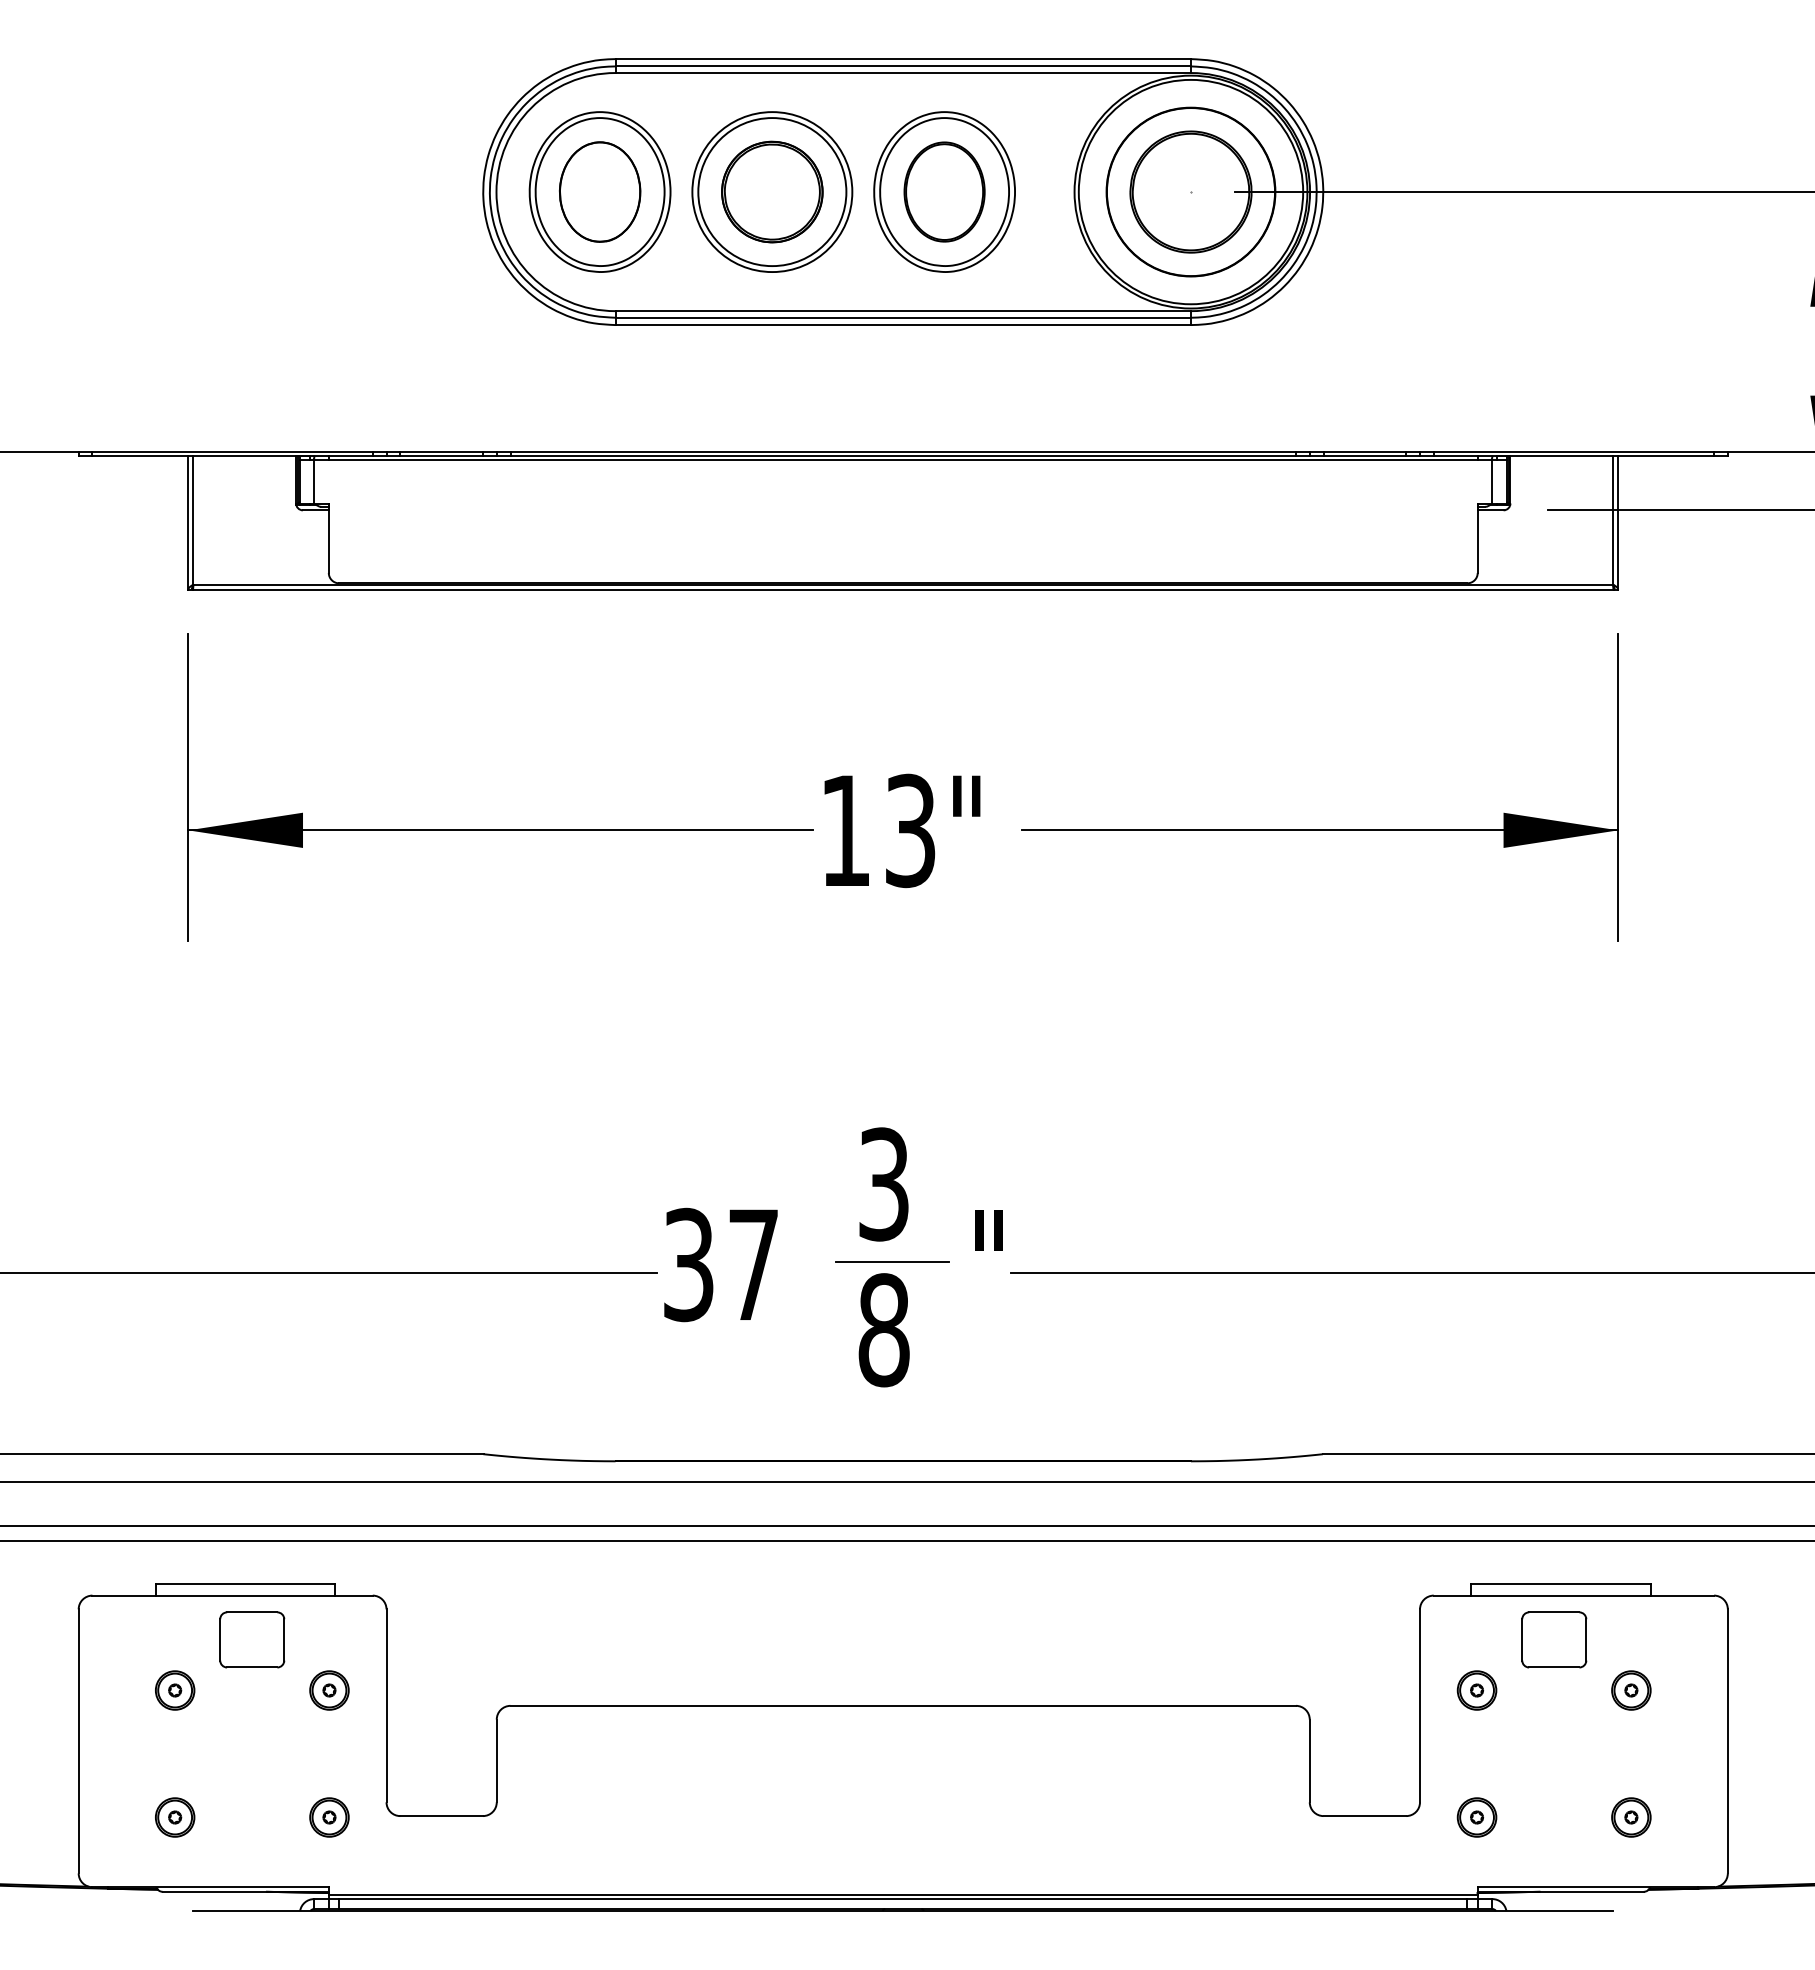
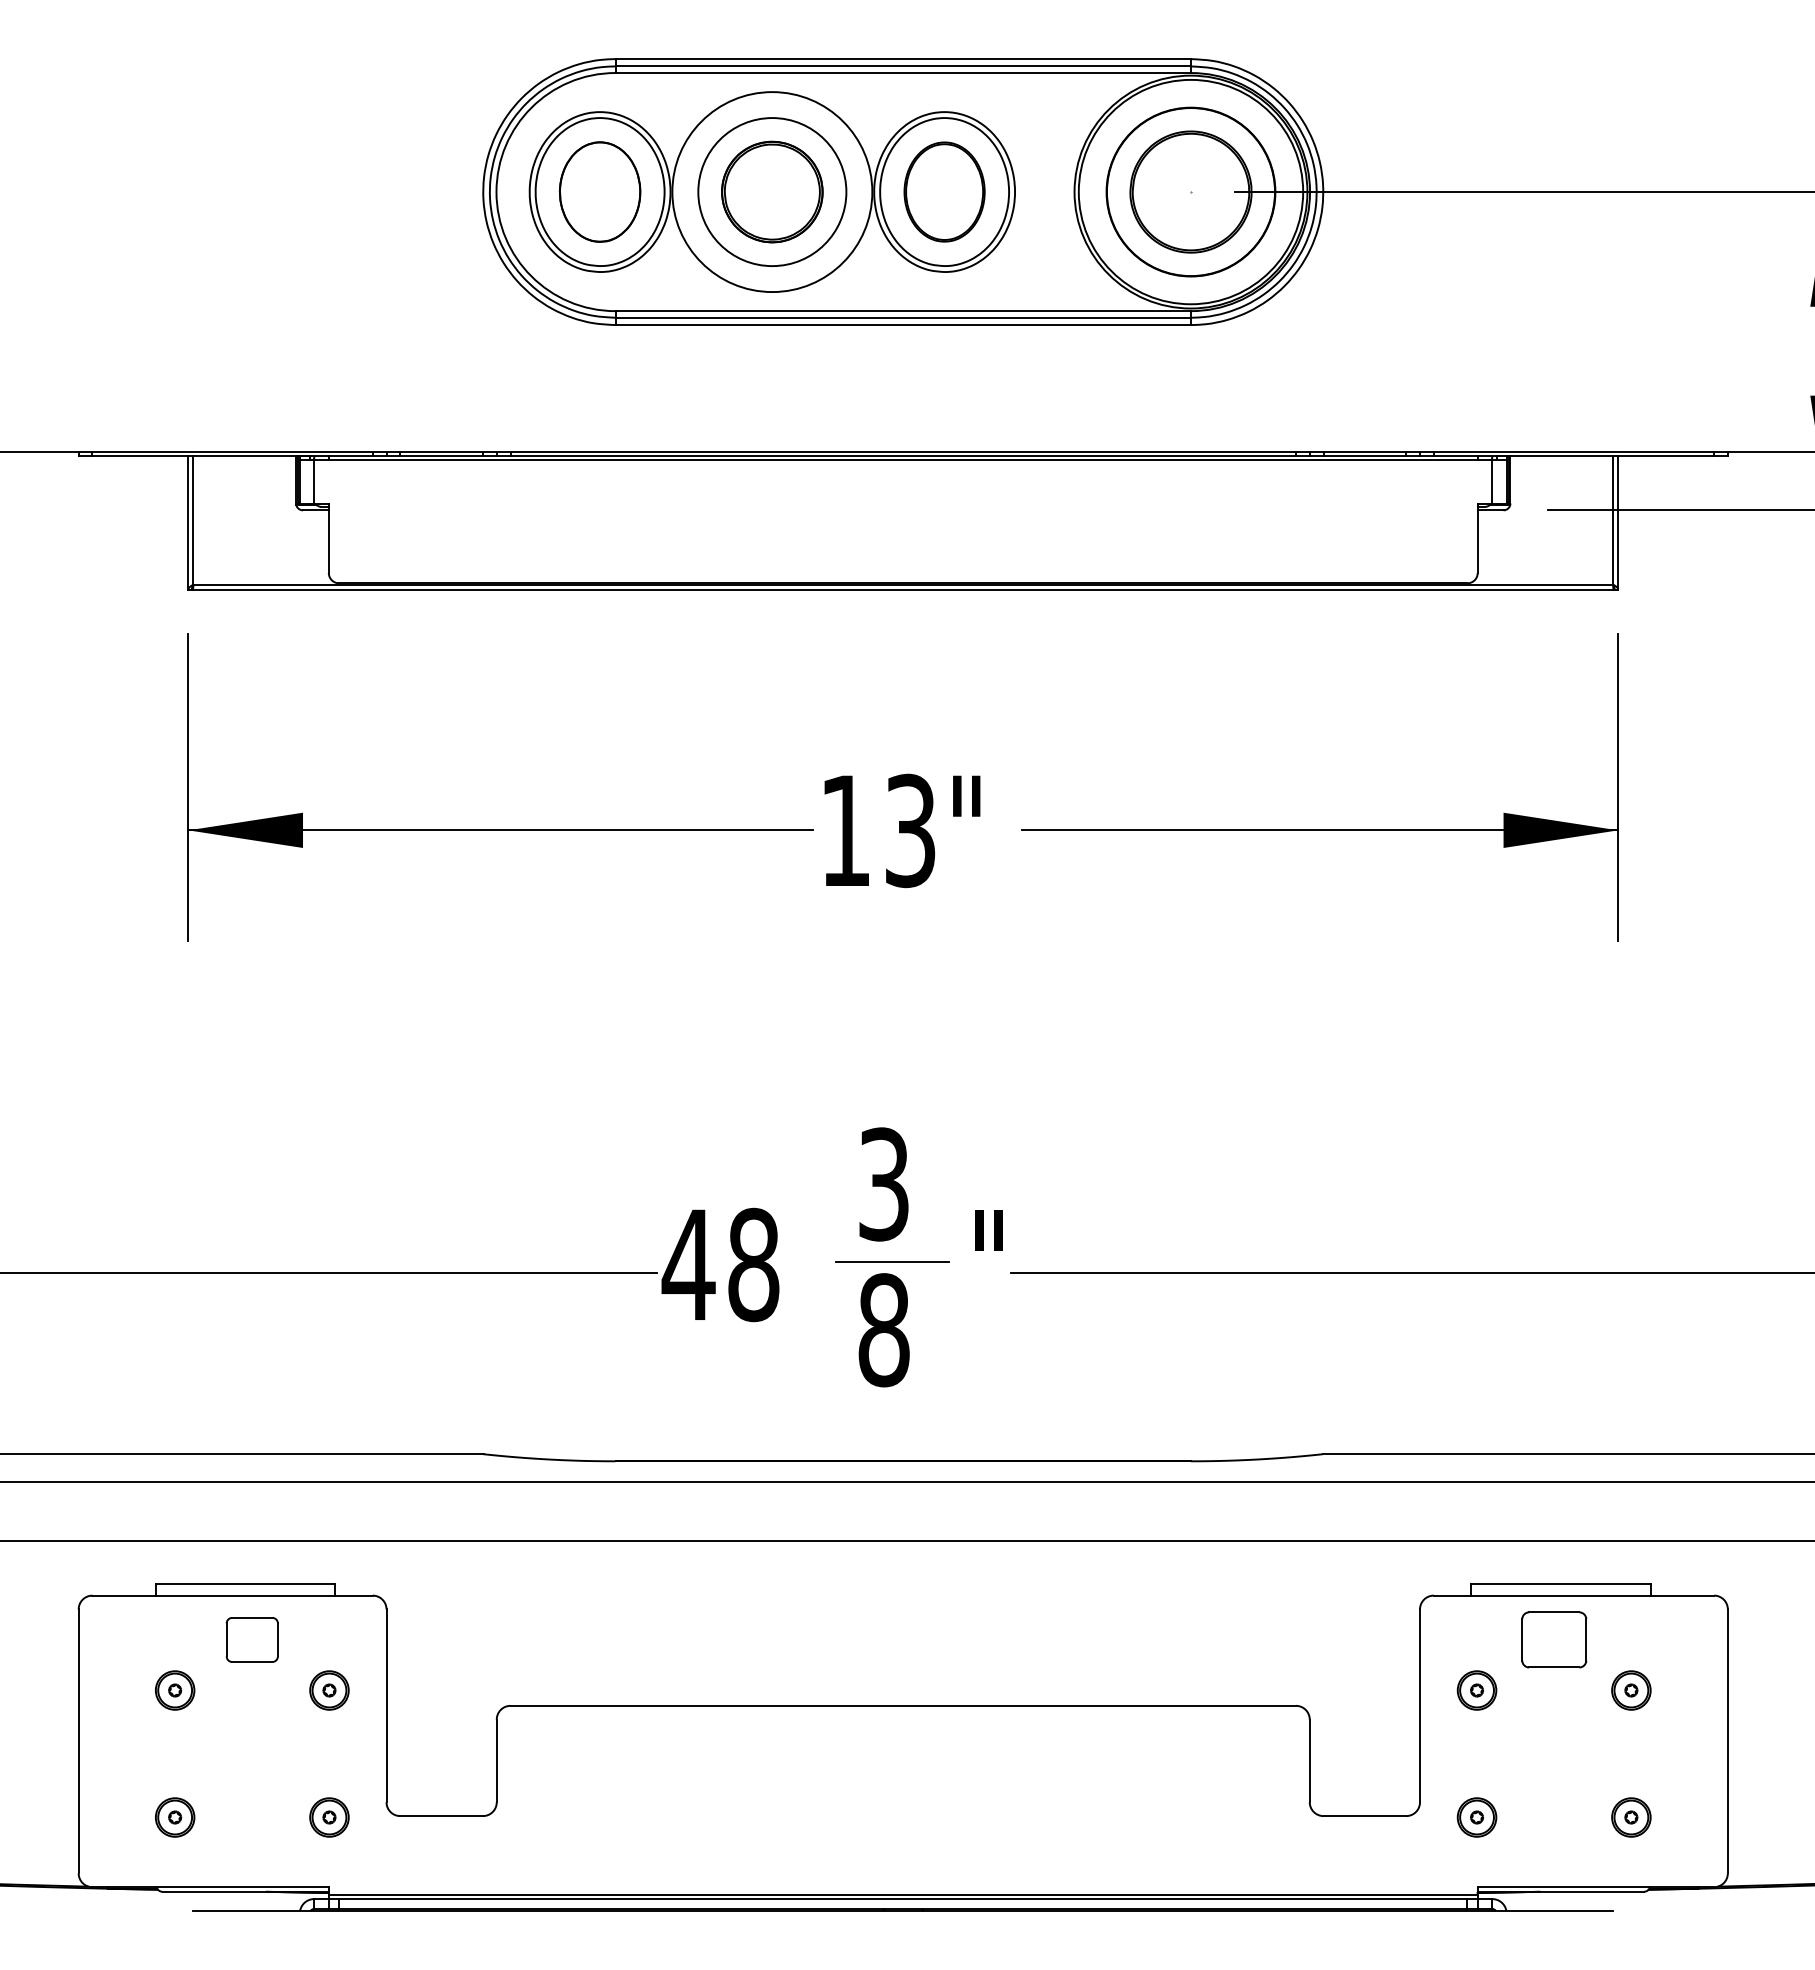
circle diameter: 160 px -> 200 px (772, 192)
text: 37 -> 48 (720, 1264)
line: present -> none (906, 1525)
part size: 67x58 px -> 54x46 px (251, 1639)
